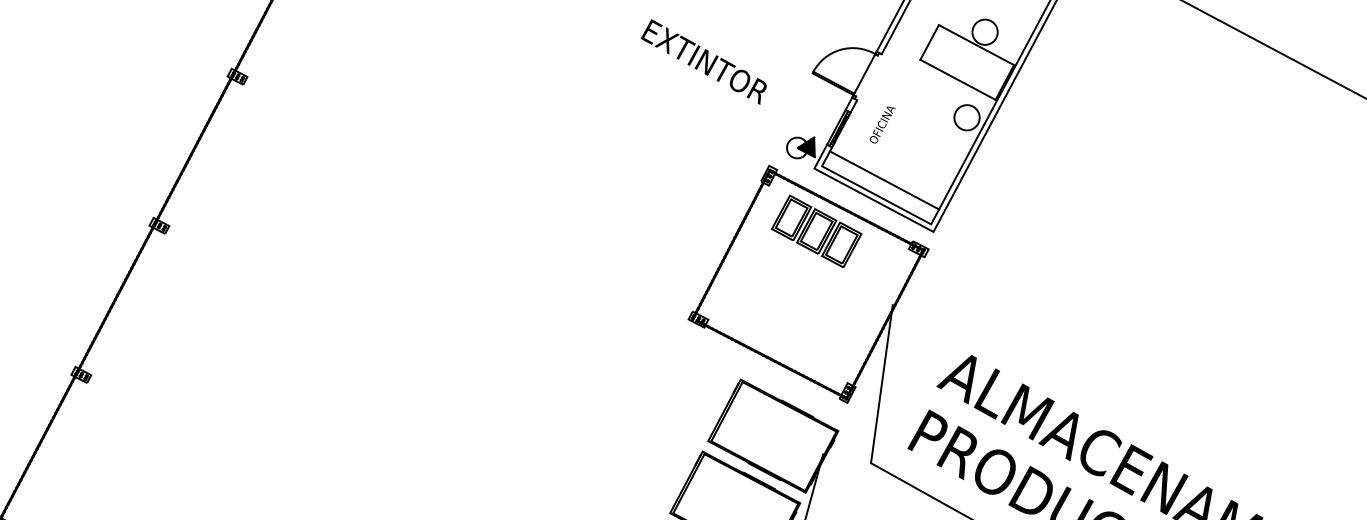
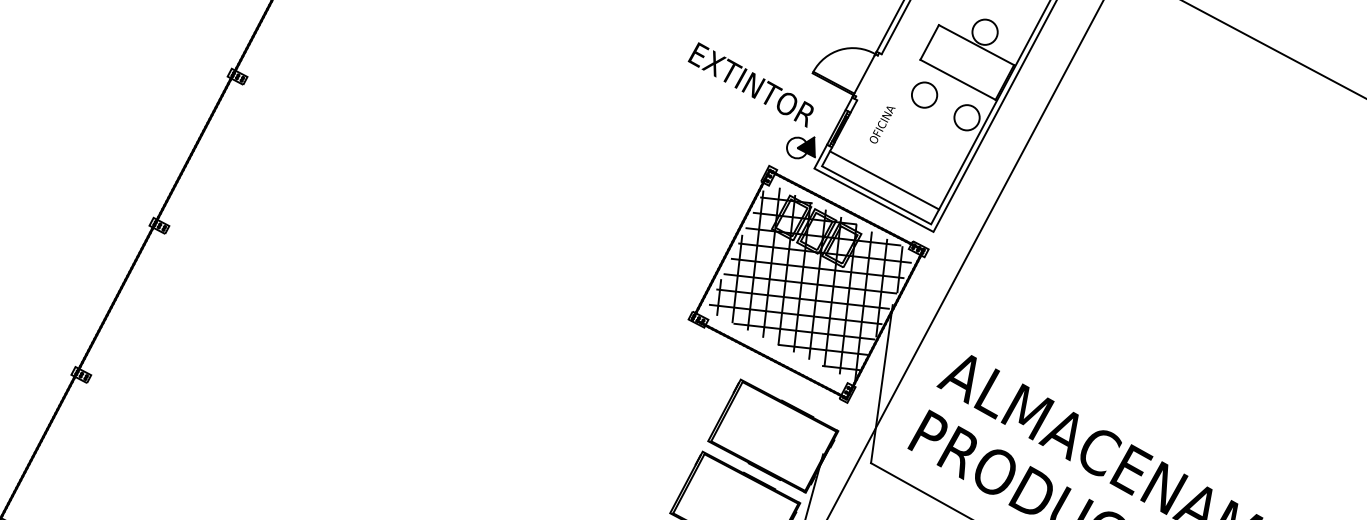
text position: (703, 61) -> (750, 84) (750, 84)
circle: none -> present (924, 94)
line: none -> present (965, 259)
hatch: none -> present (809, 281)
